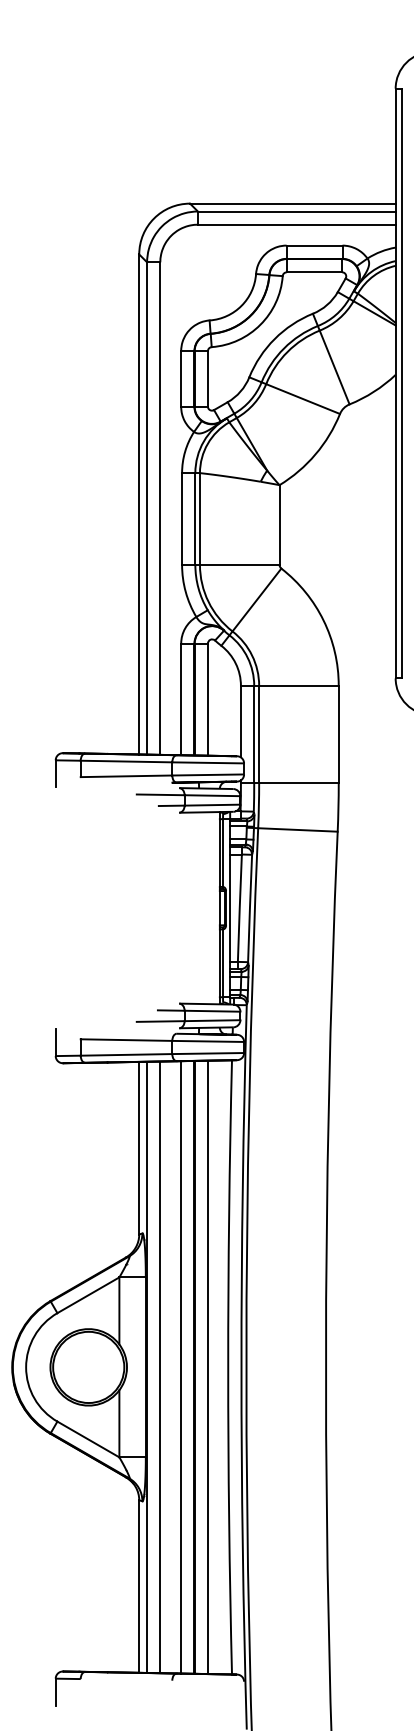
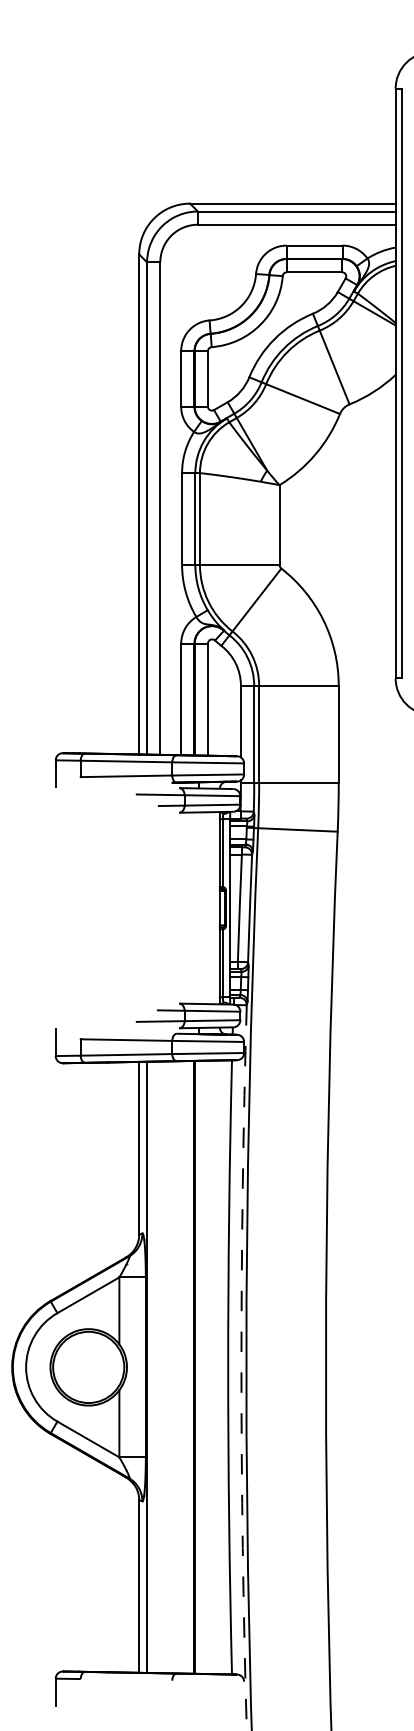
line: present -> none (160, 1367)
line: present -> none (181, 1367)
line: present -> none (207, 1367)
arc: solid -> dashed (241, 1367)
